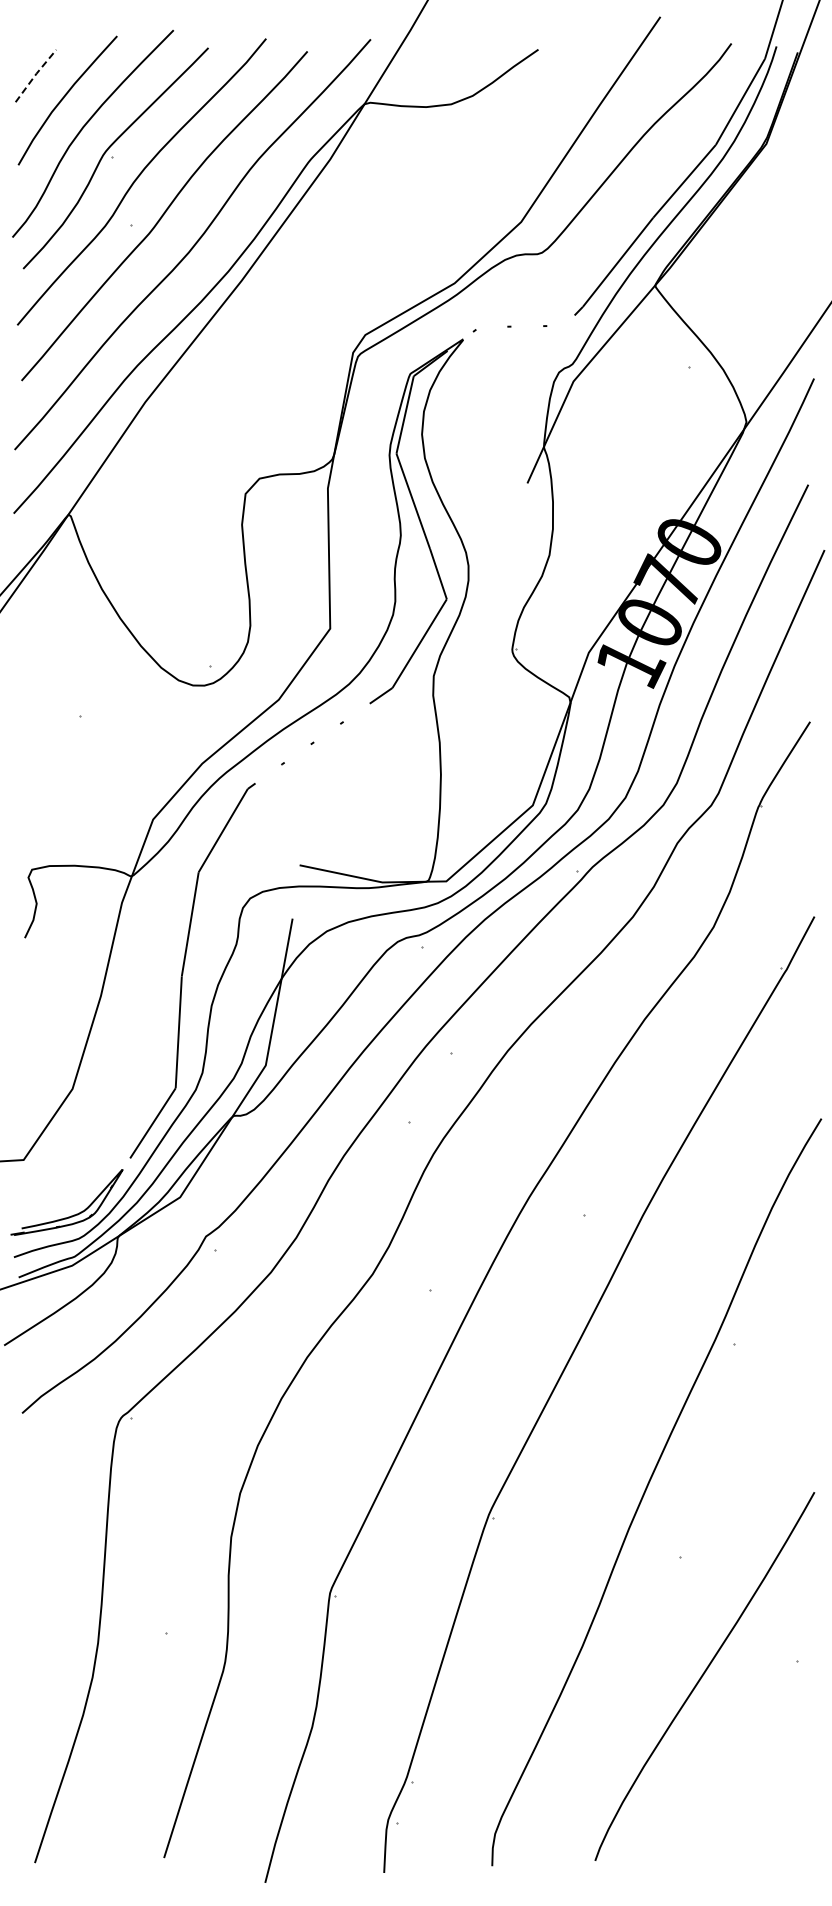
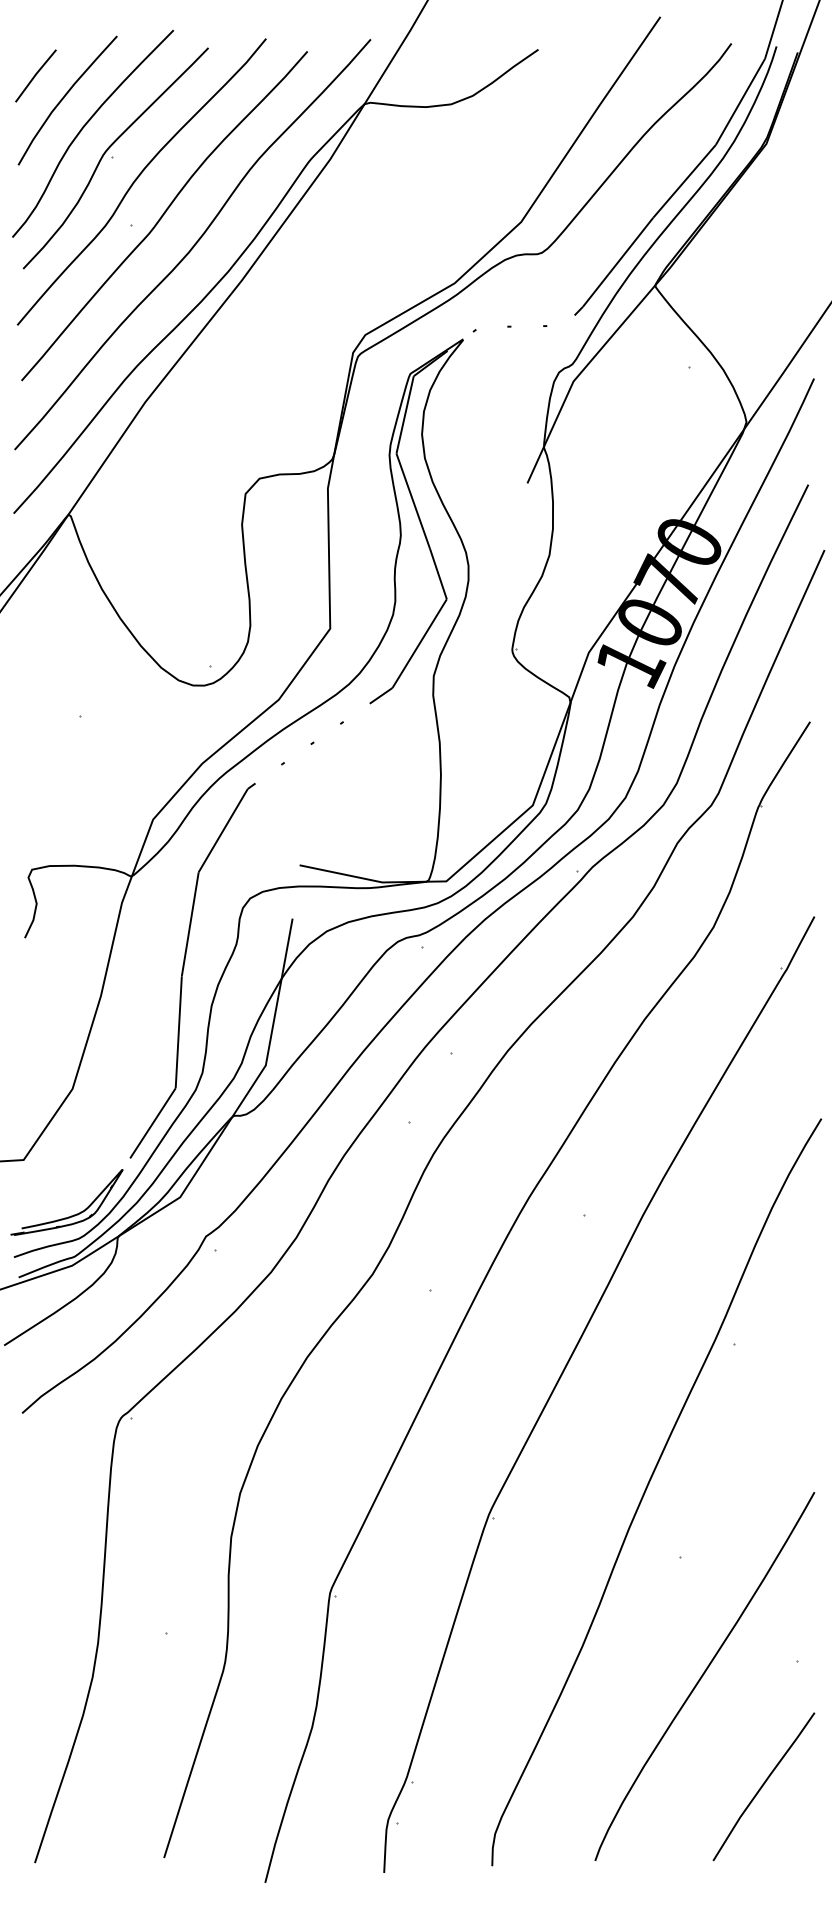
line: dashed -> solid (35, 74)
line: none -> present (763, 1786)
